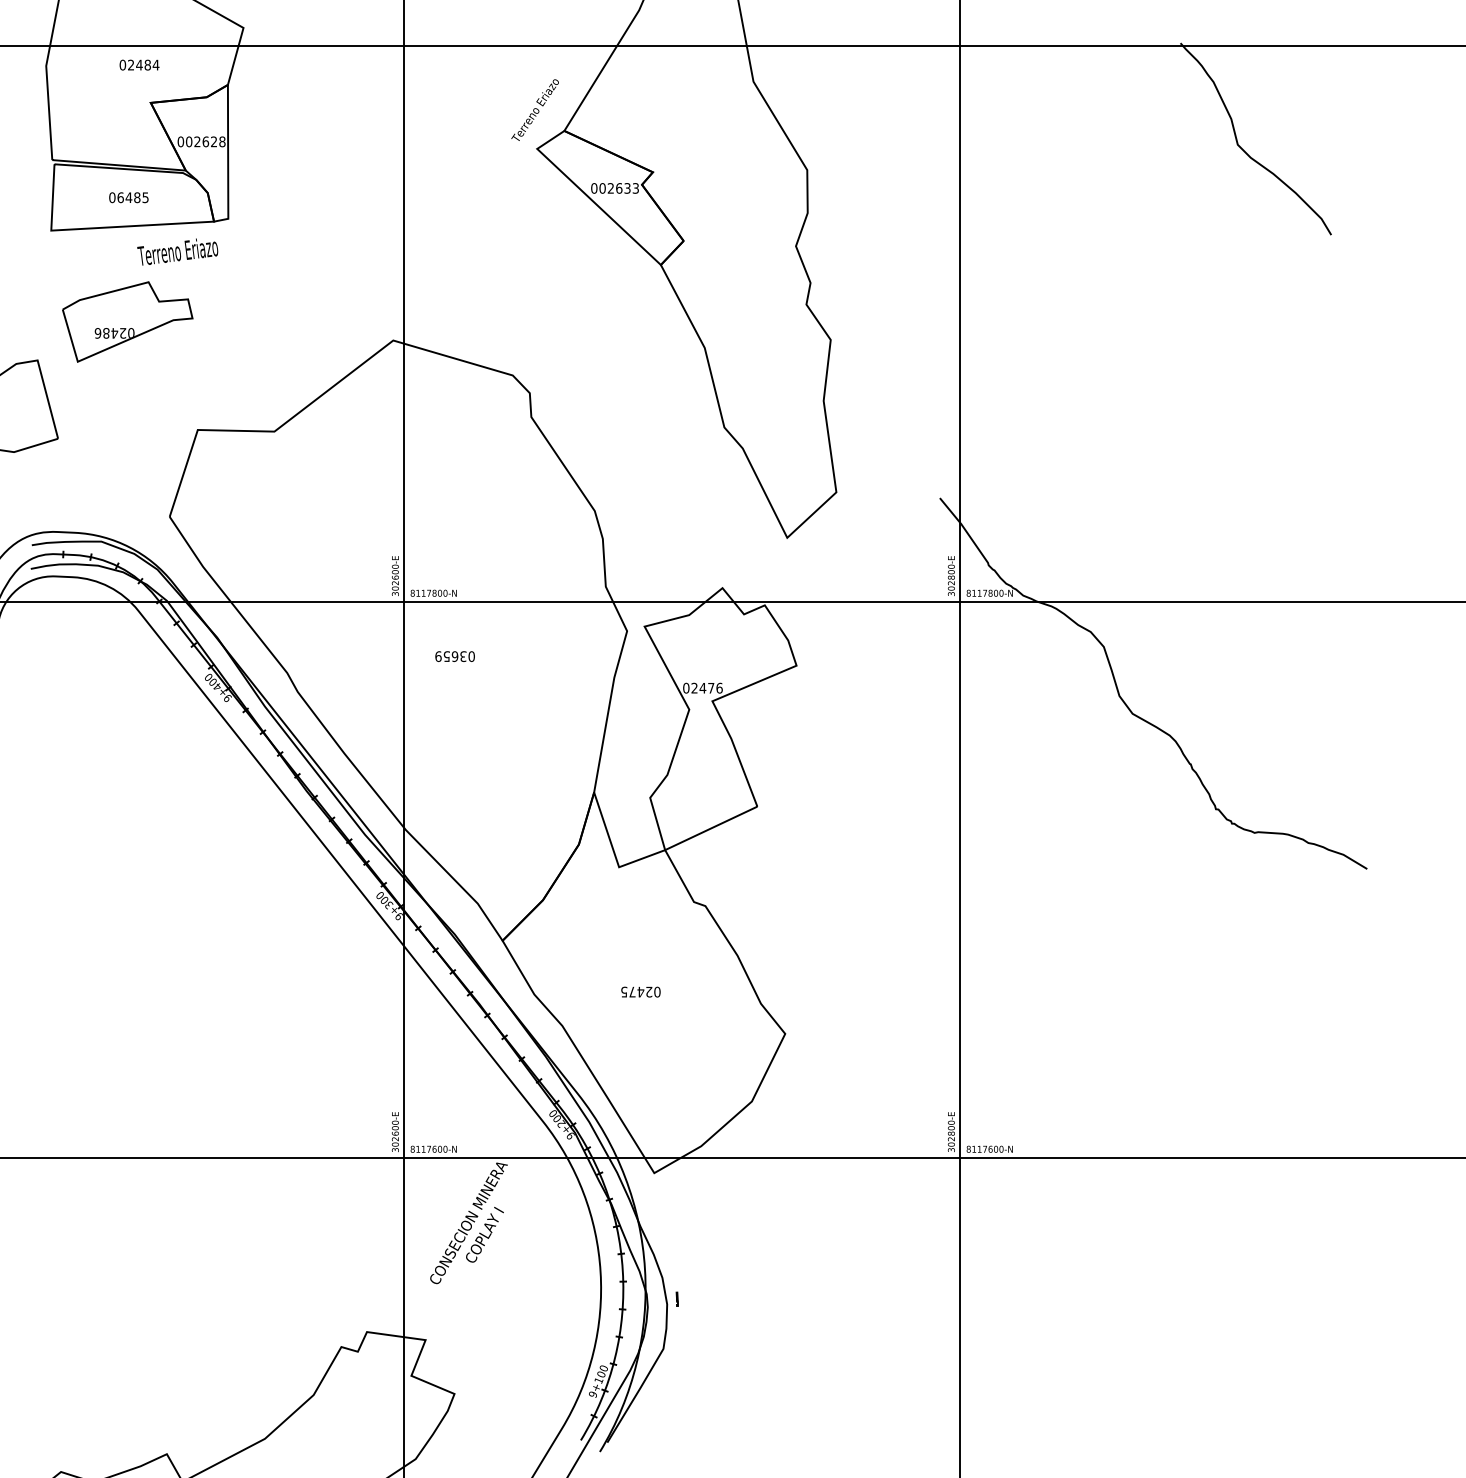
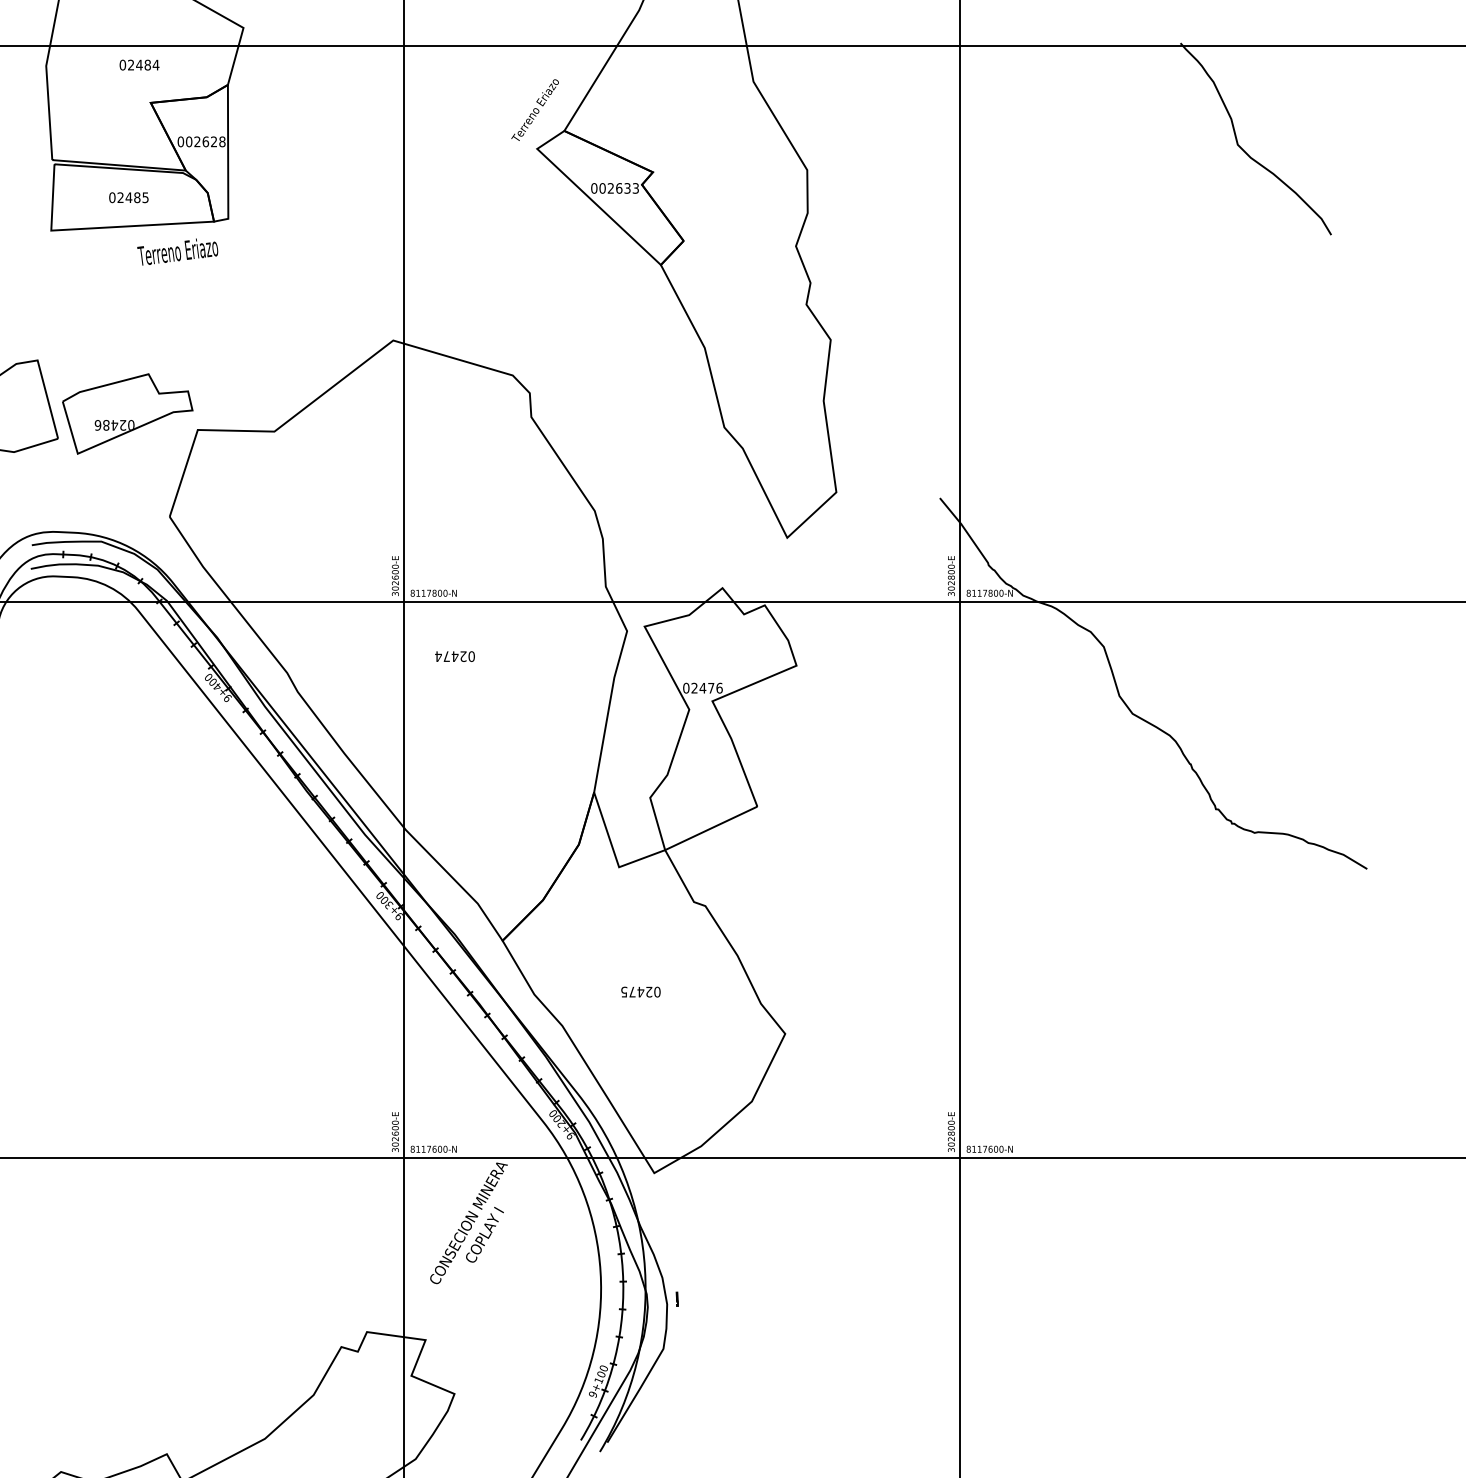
text: 06485 -> 02485 (120, 197)
part position: (127, 321) -> (127, 413) (127, 413)
text: 03659 -> 02474 (450, 656)
